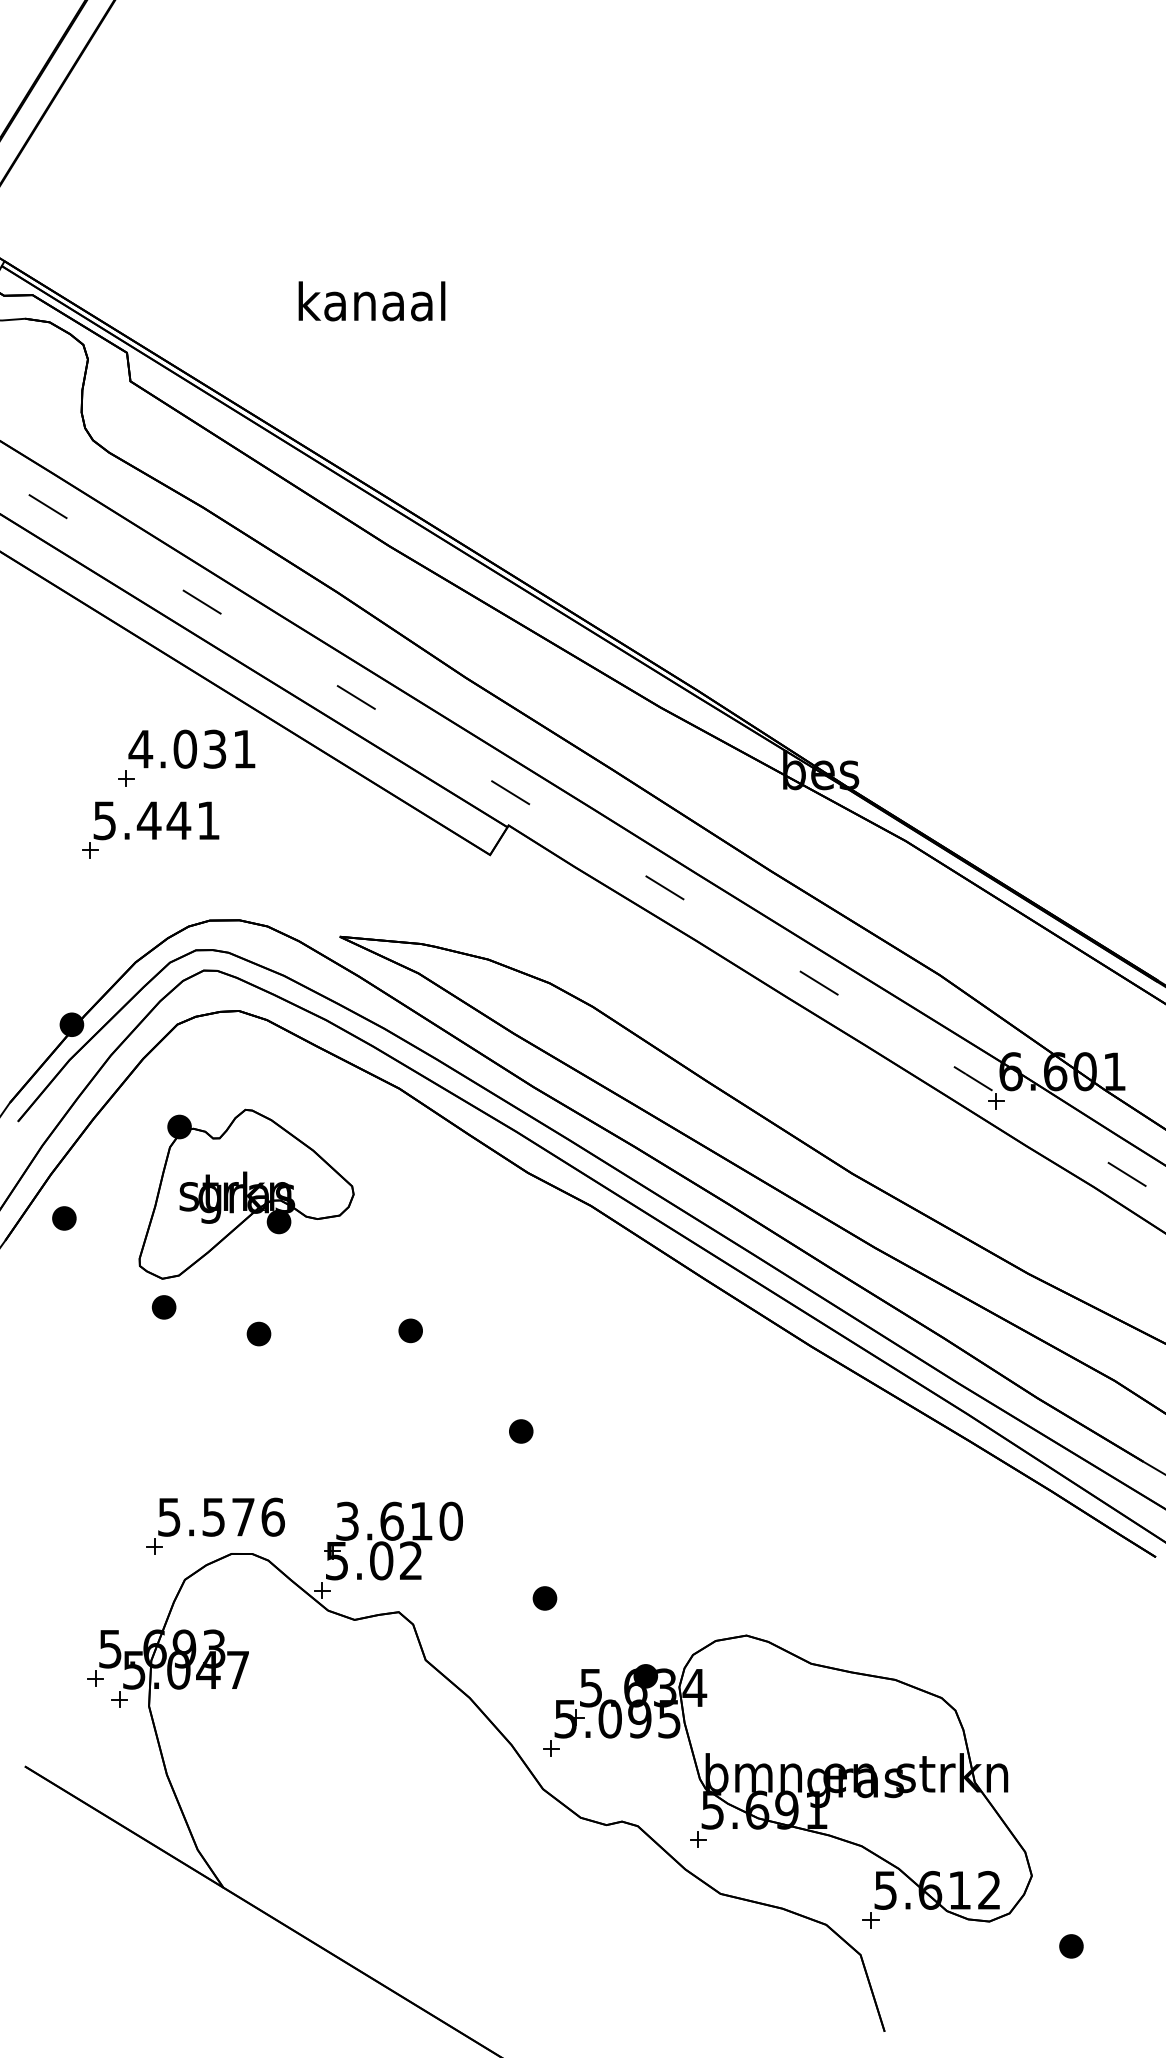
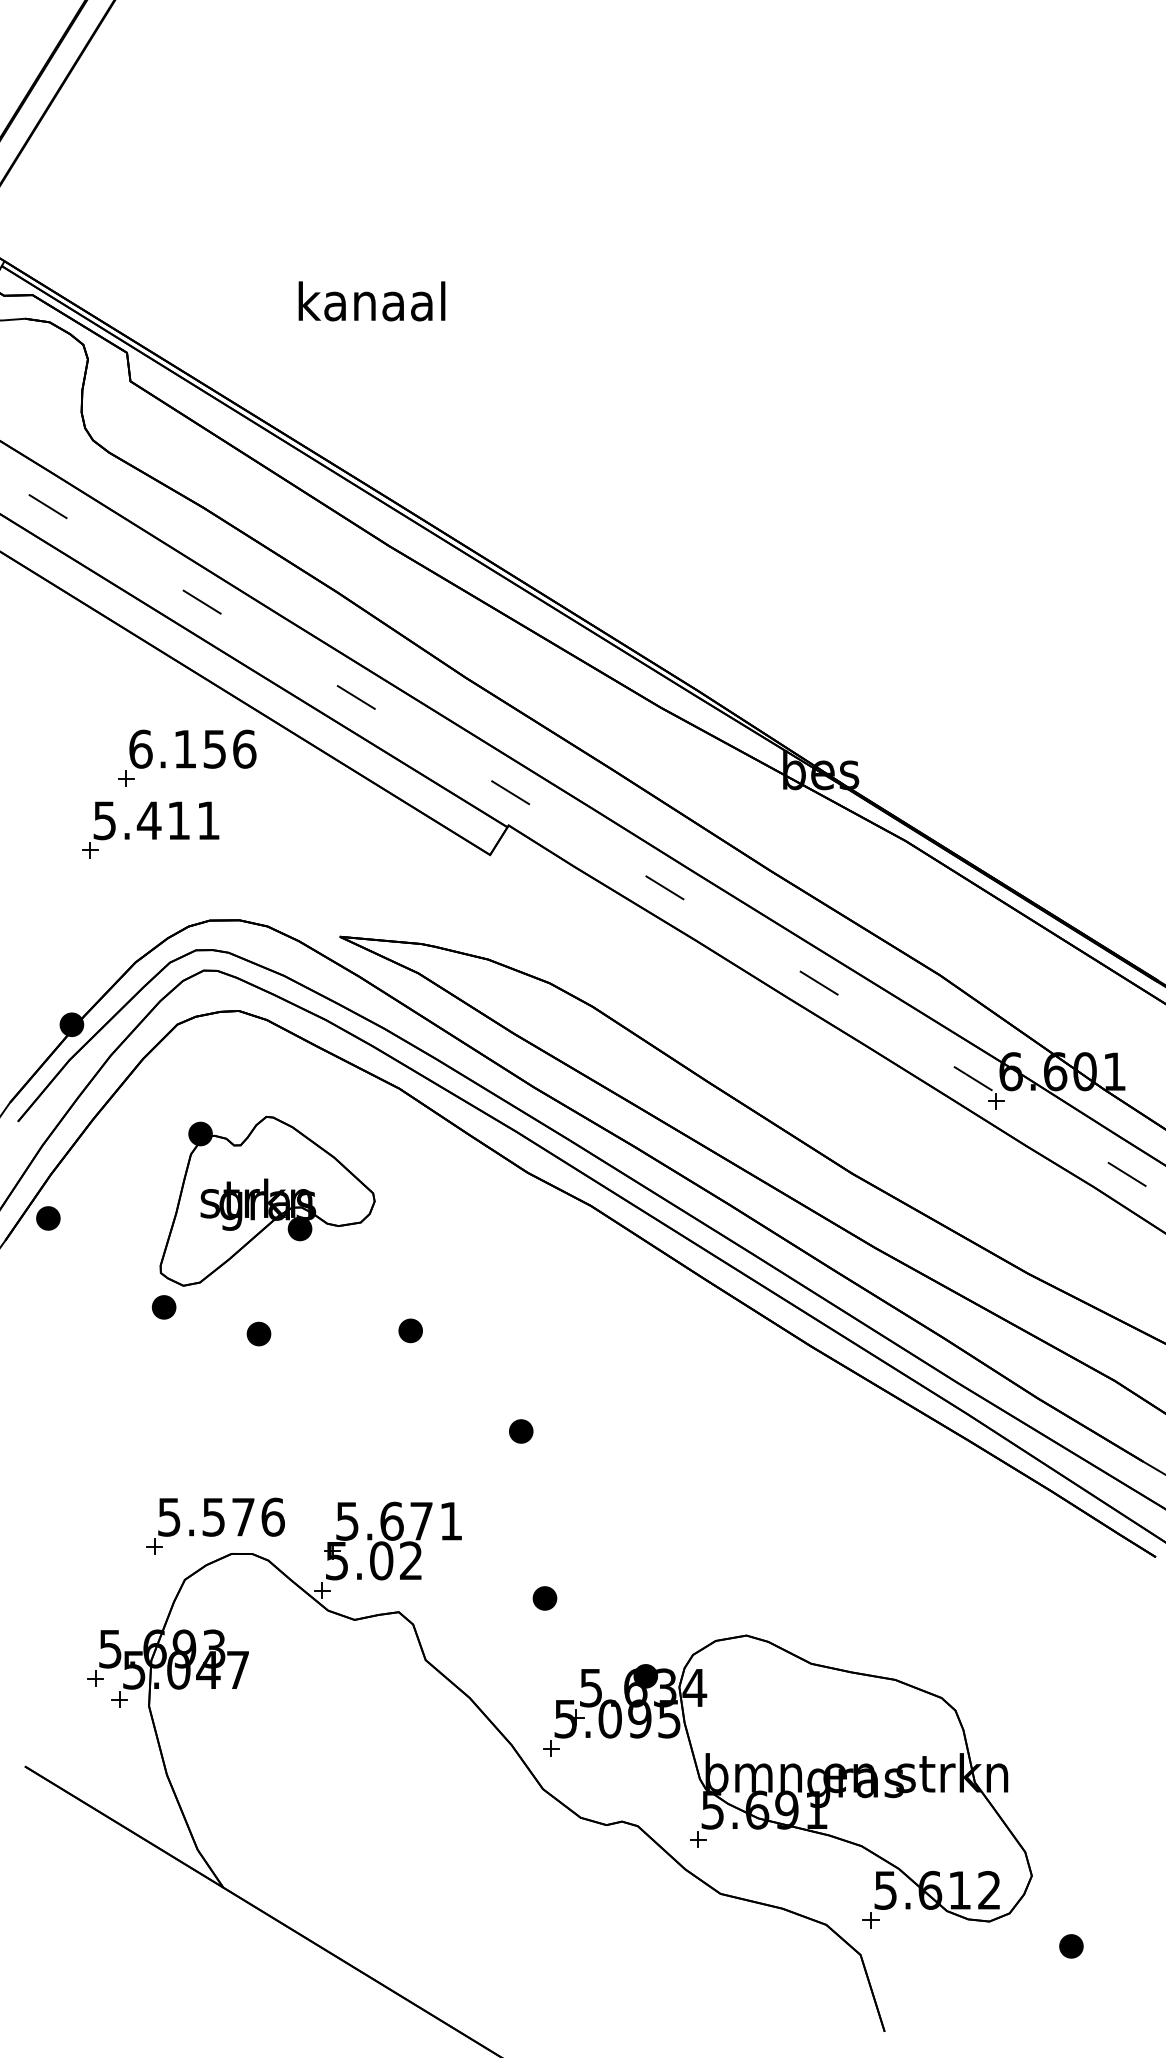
text: 4.031 -> 6.156 (192, 748)
text: 5.441 -> 5.411 (178, 820)
part position: (246, 1193) -> (267, 1200) (267, 1200)
part position: (64, 1218) -> (48, 1218) (48, 1218)
text: 3.610 -> 5.671 (399, 1520)
